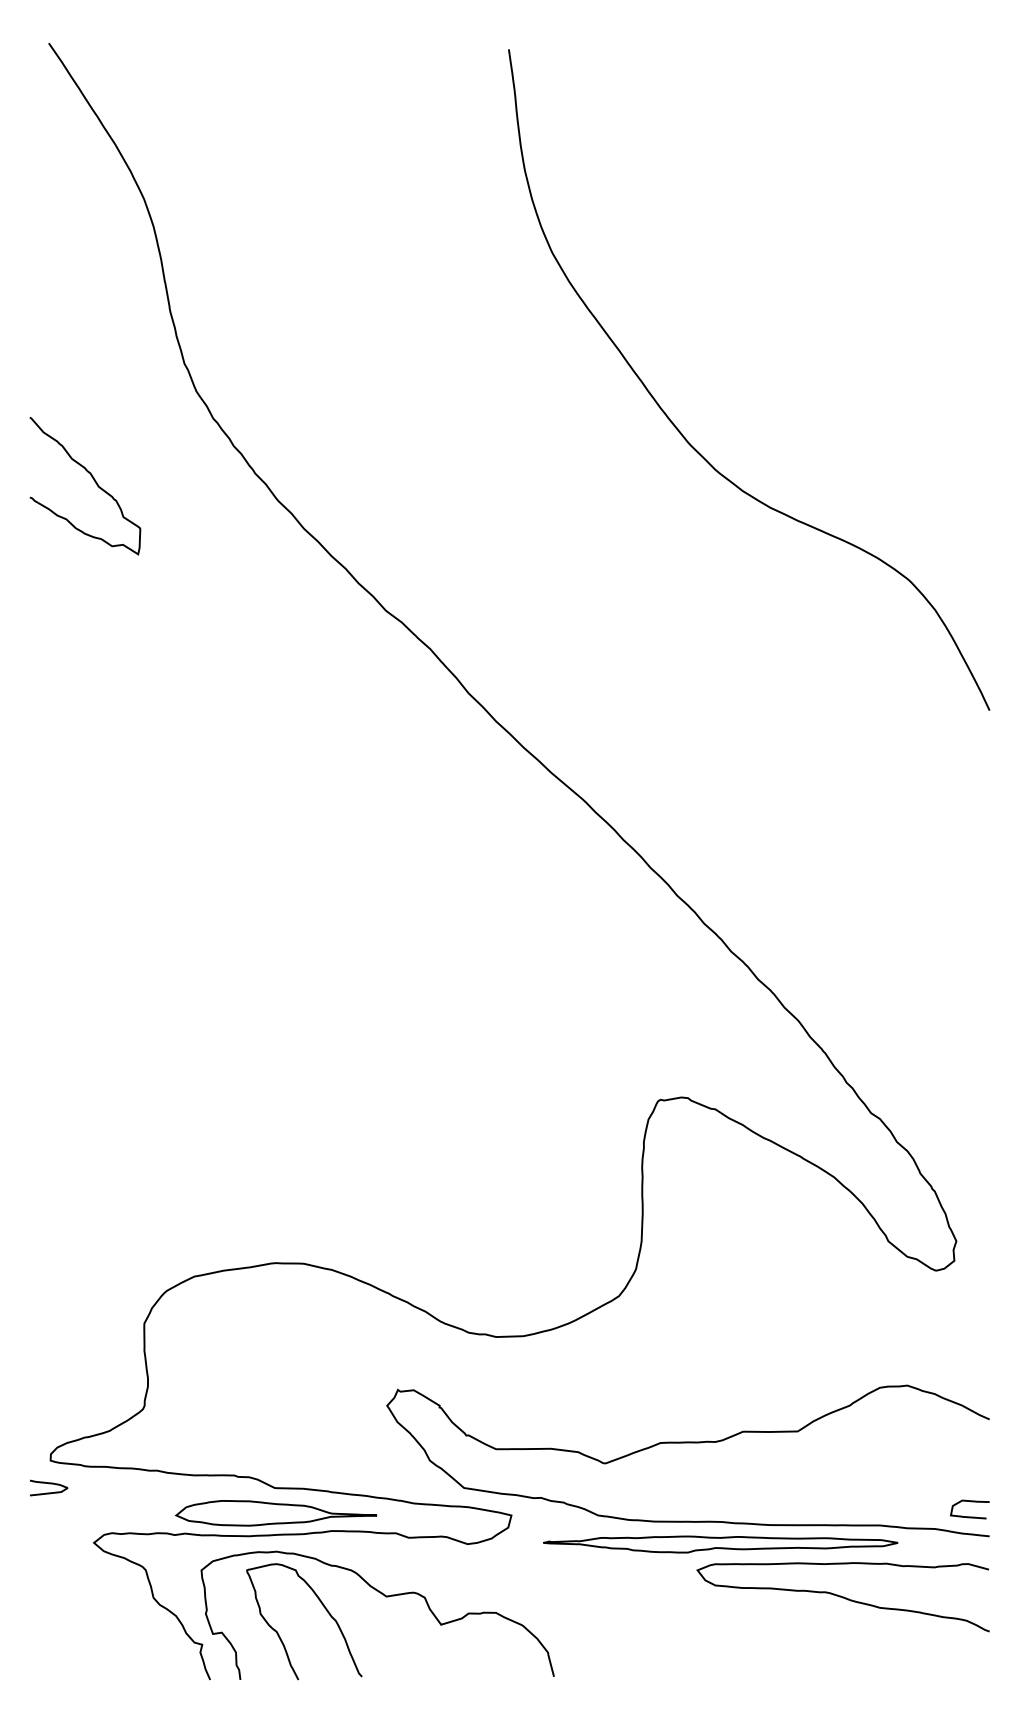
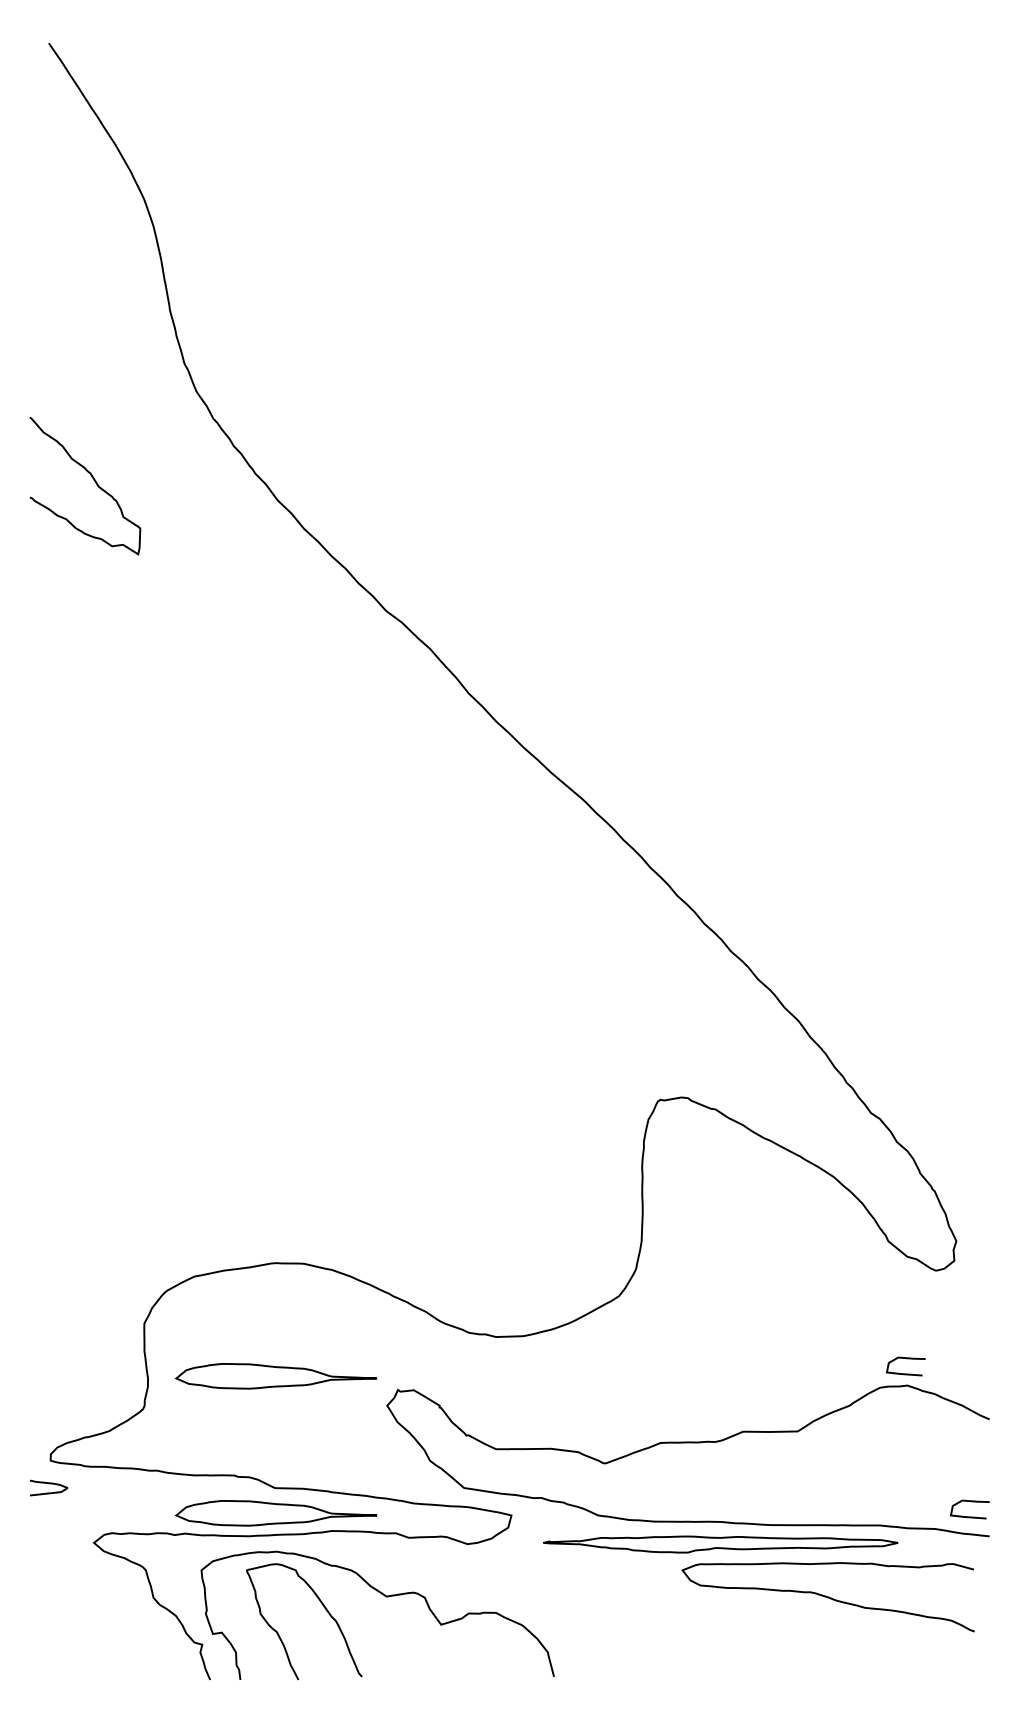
curve: present -> none (682, 433)
curve: none -> present (905, 1373)
part: none -> present (275, 1376)
curve position: (842, 1597) -> (827, 1597) (827, 1597)
